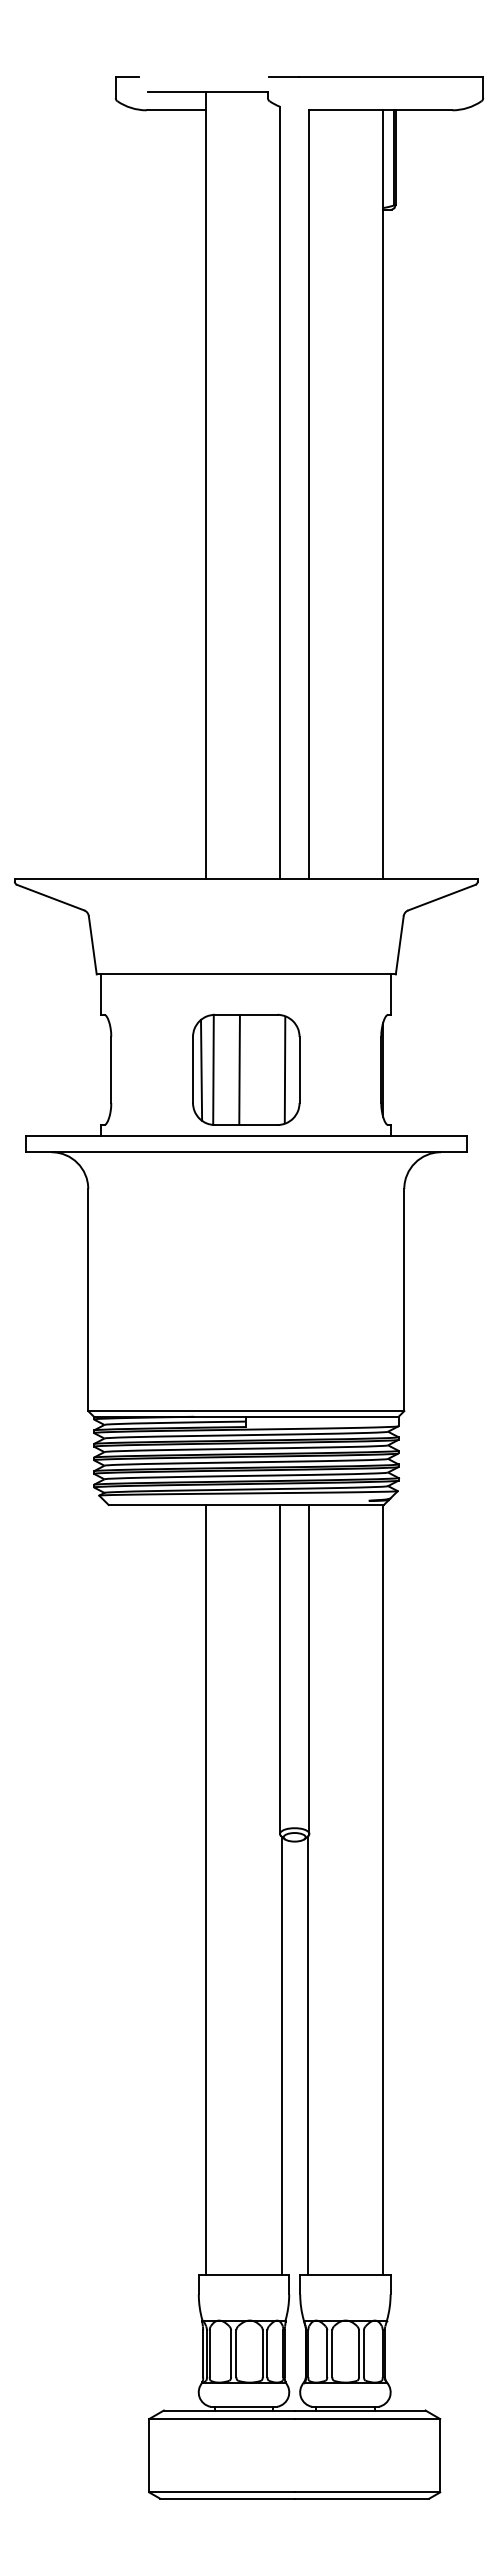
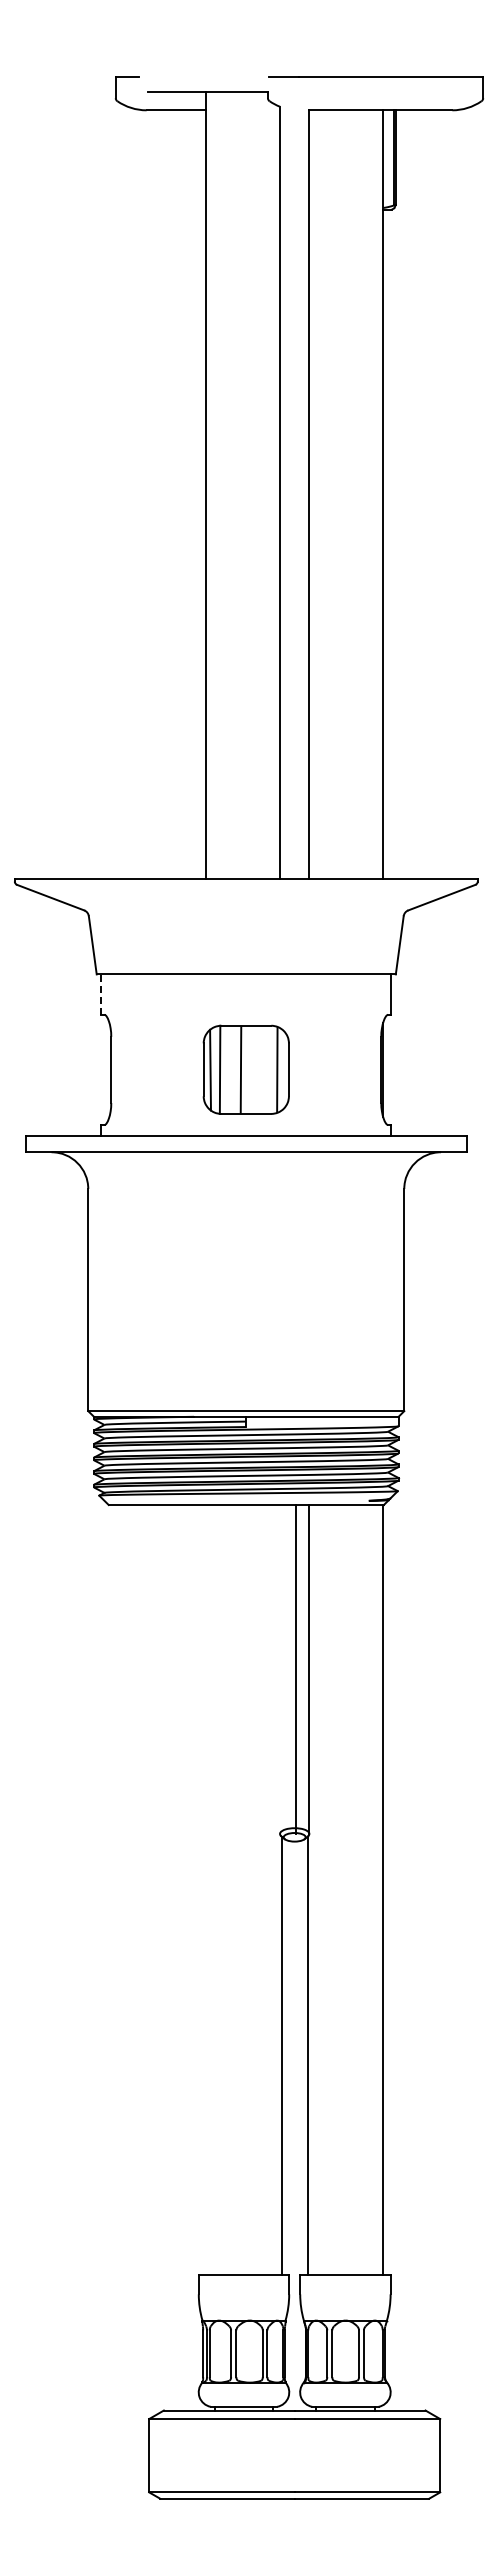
line: solid -> dashed (101, 994)
part size: 109x113 px -> 88x91 px (245, 1069)
line position: (280, 1669) -> (296, 1669) (296, 1669)
line: present -> none (206, 1889)
